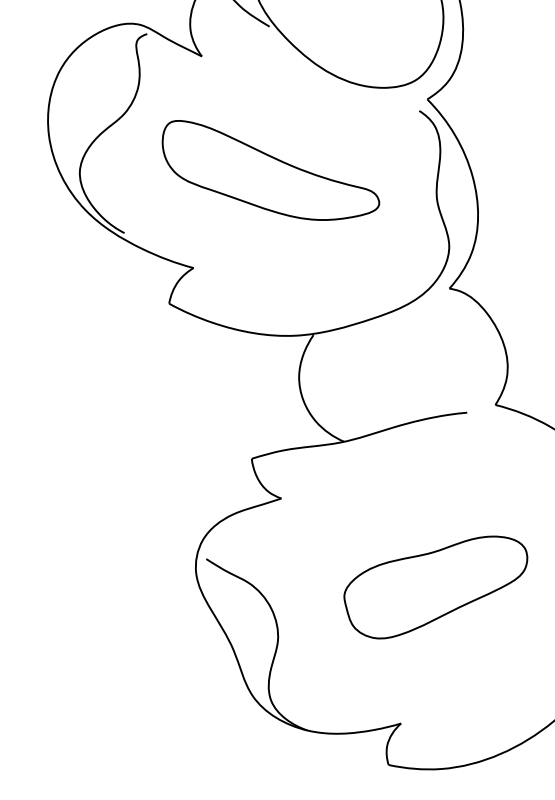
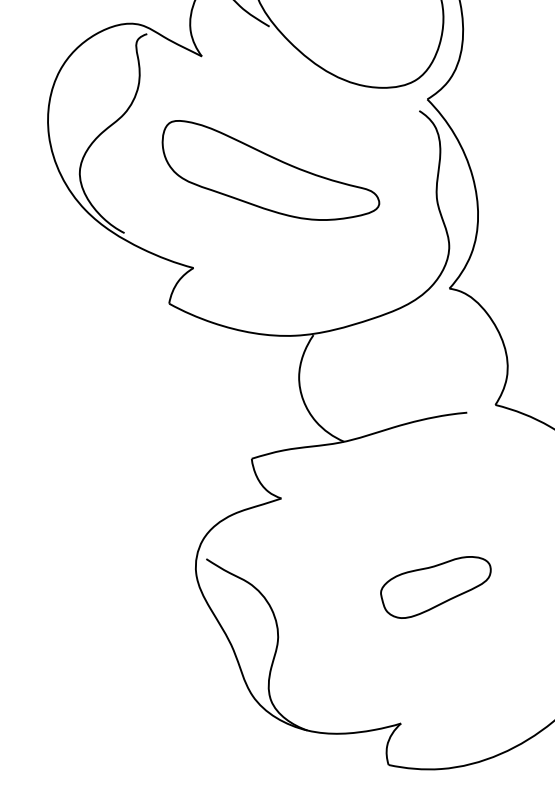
part size: 186x105 px -> 112x63 px (435, 587)
